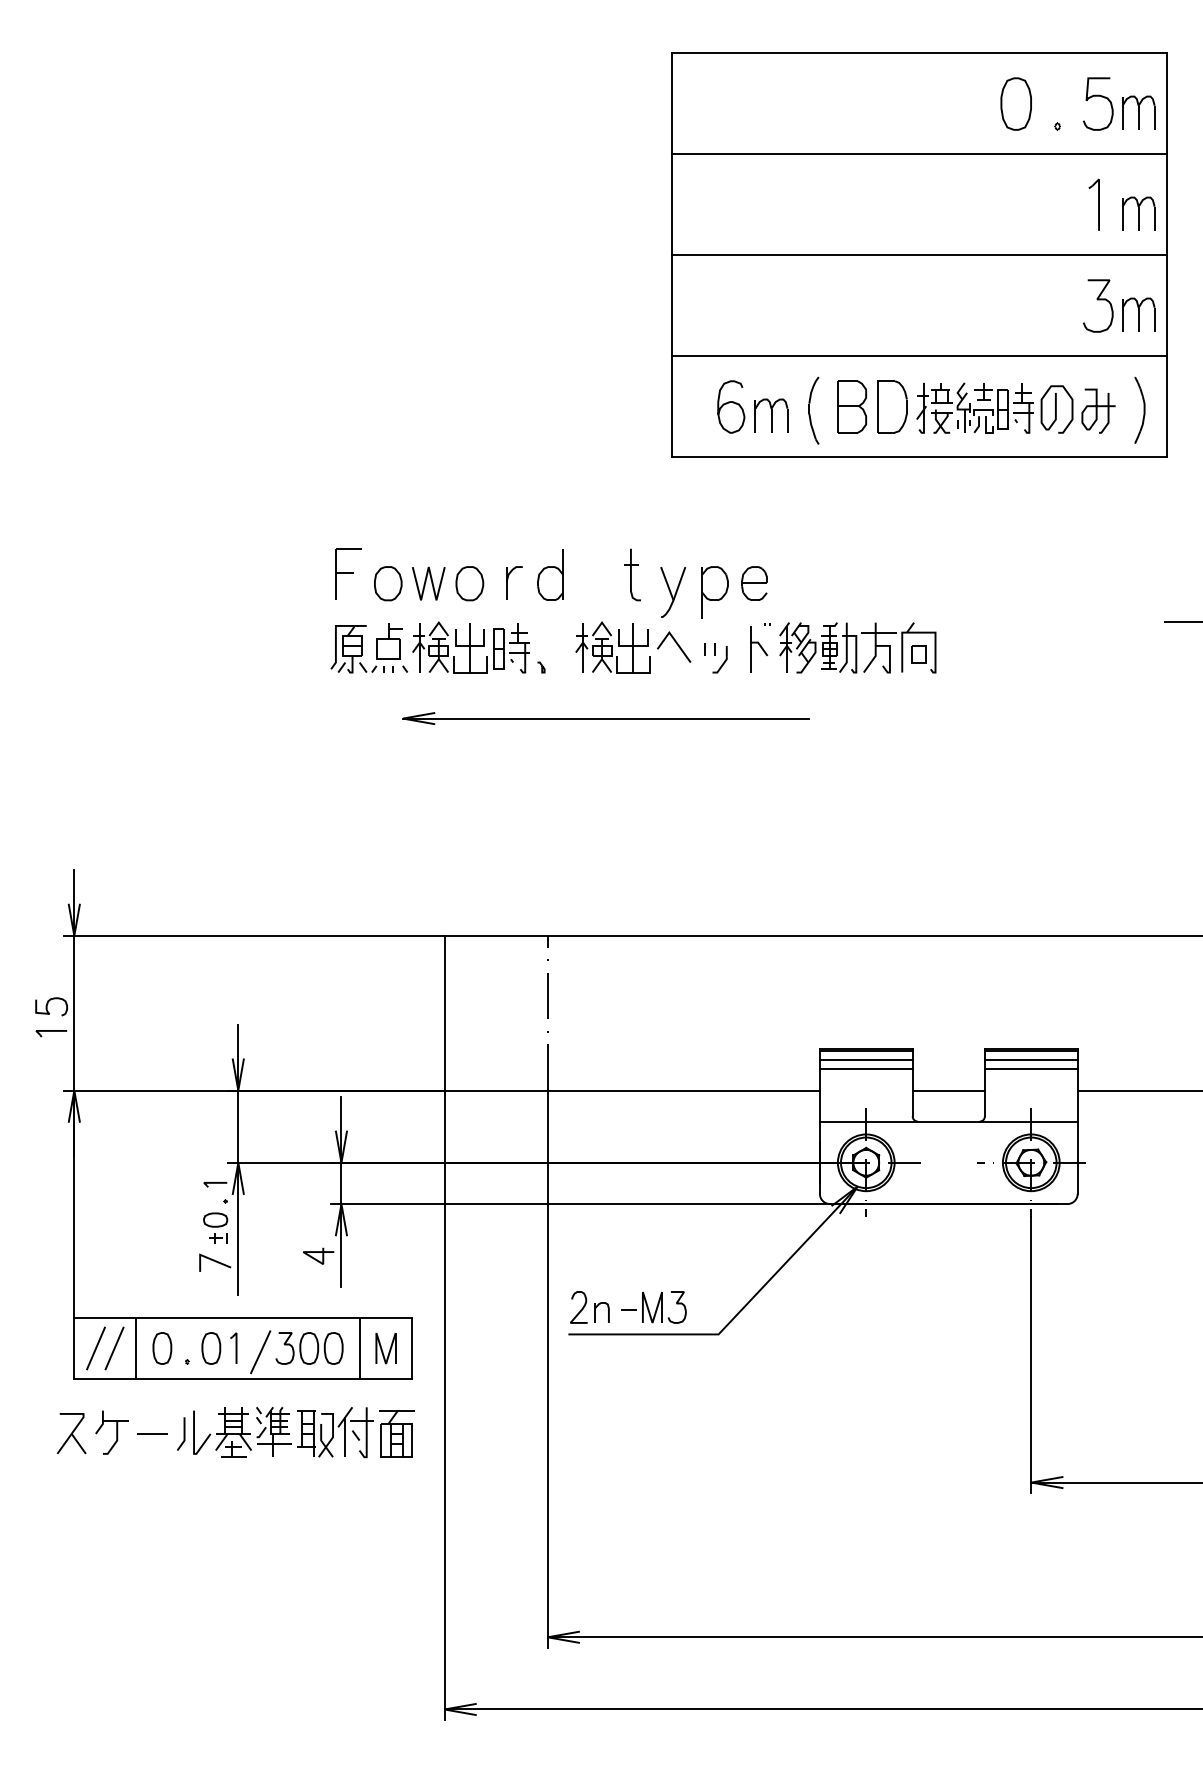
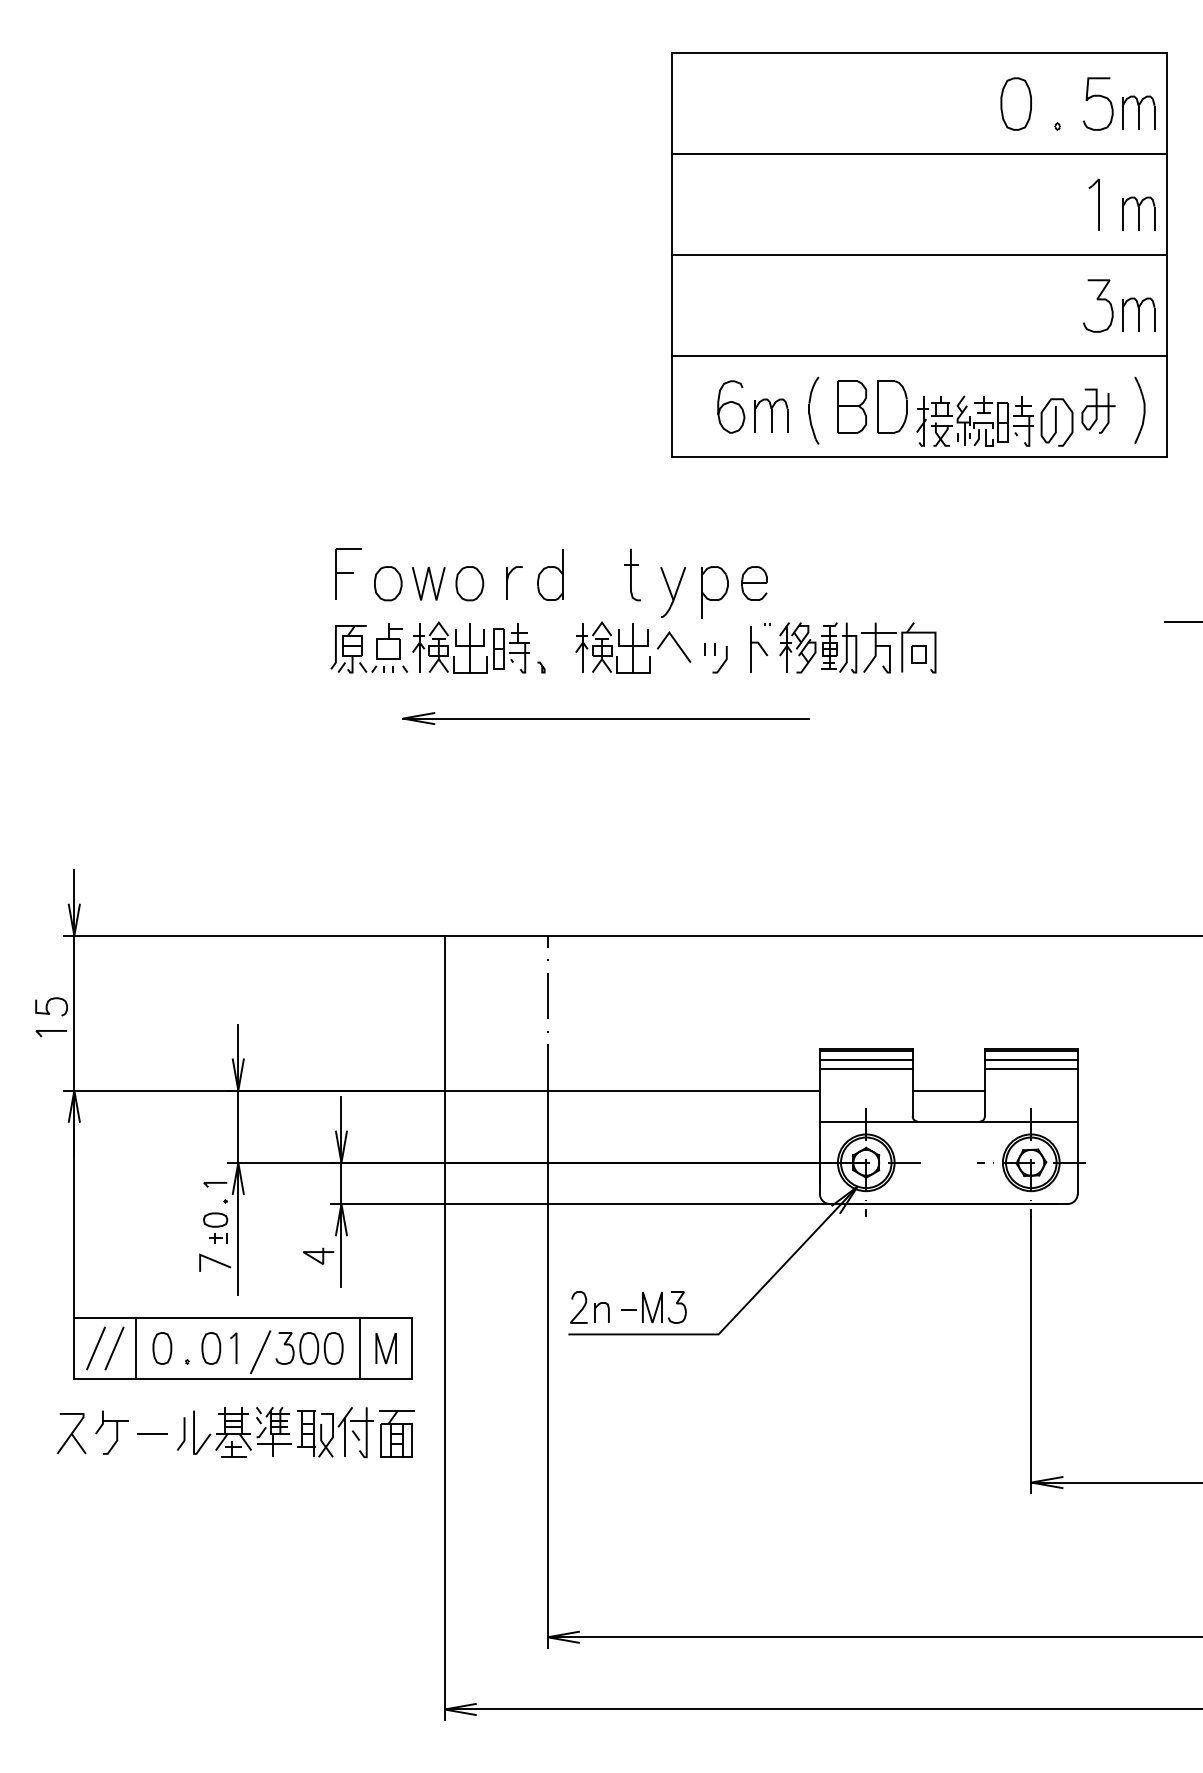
part position: (994, 407) -> (994, 420) (994, 420)
line: present -> none (1138, 1090)
